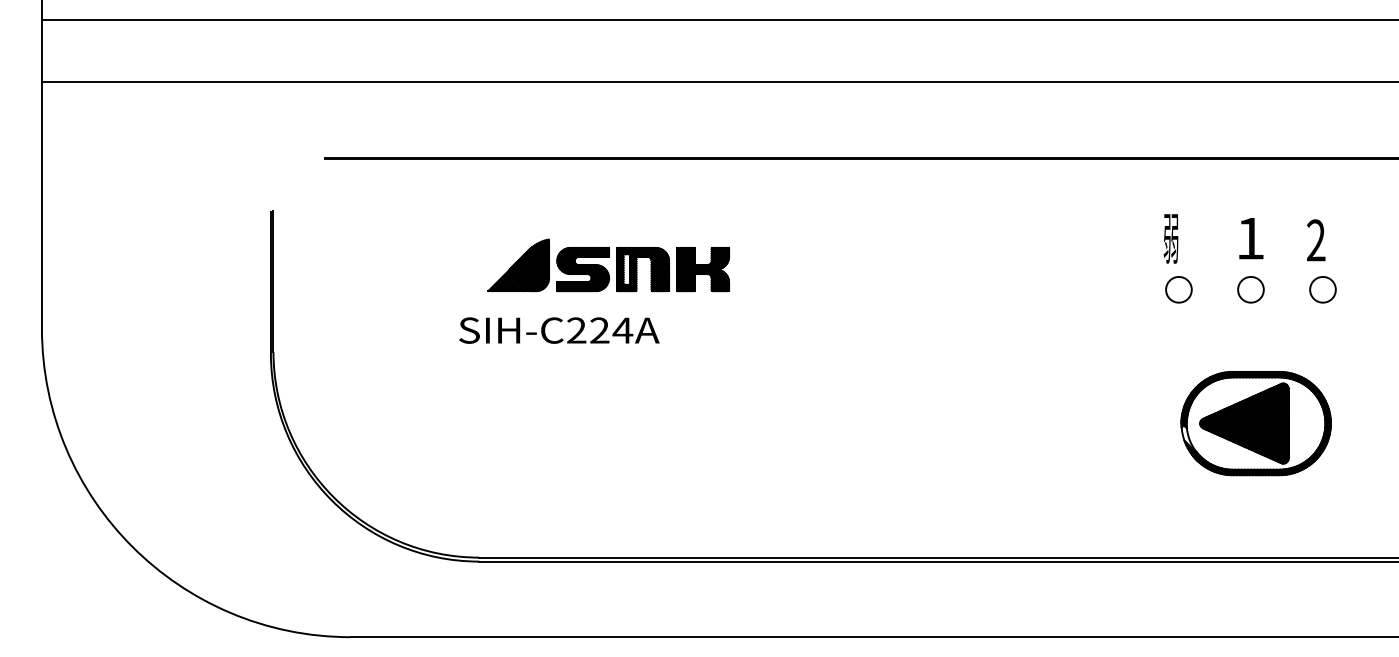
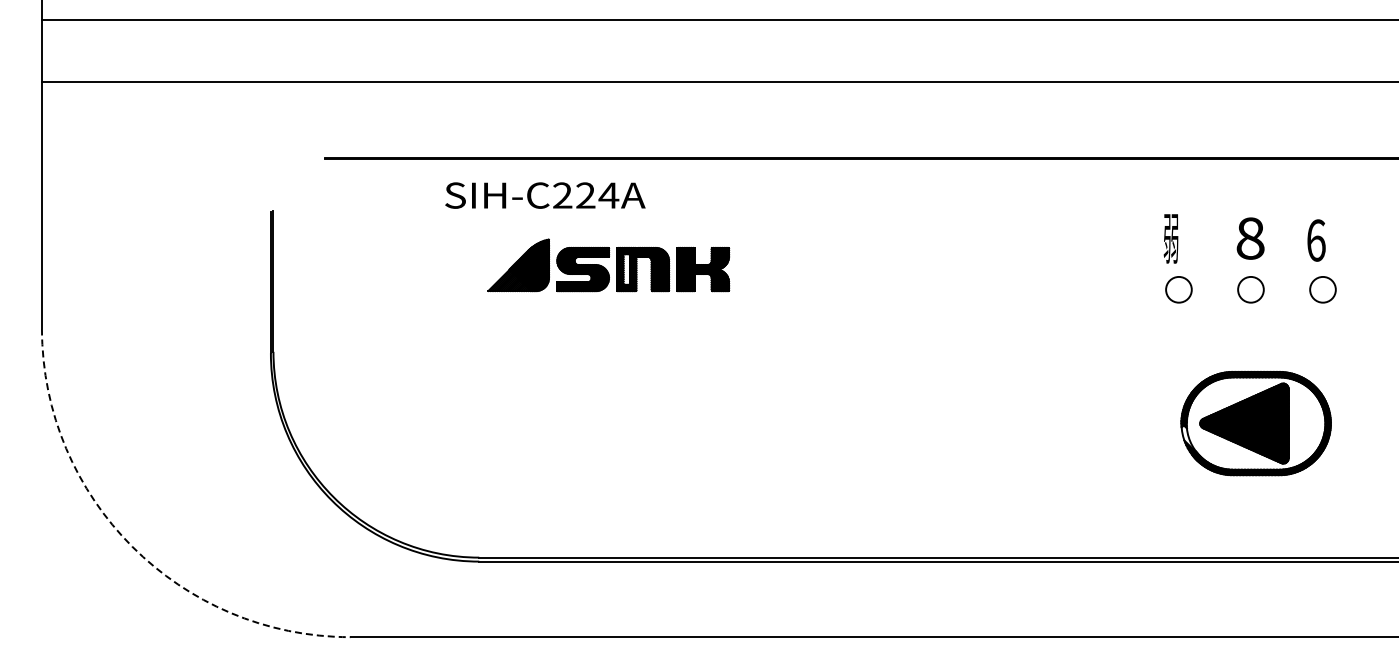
text: 1 -> 8 (1250, 238)
text: 2 -> 6 (1316, 240)
text position: (559, 330) -> (545, 195) (545, 195)
arc: solid -> dashed (132, 546)
